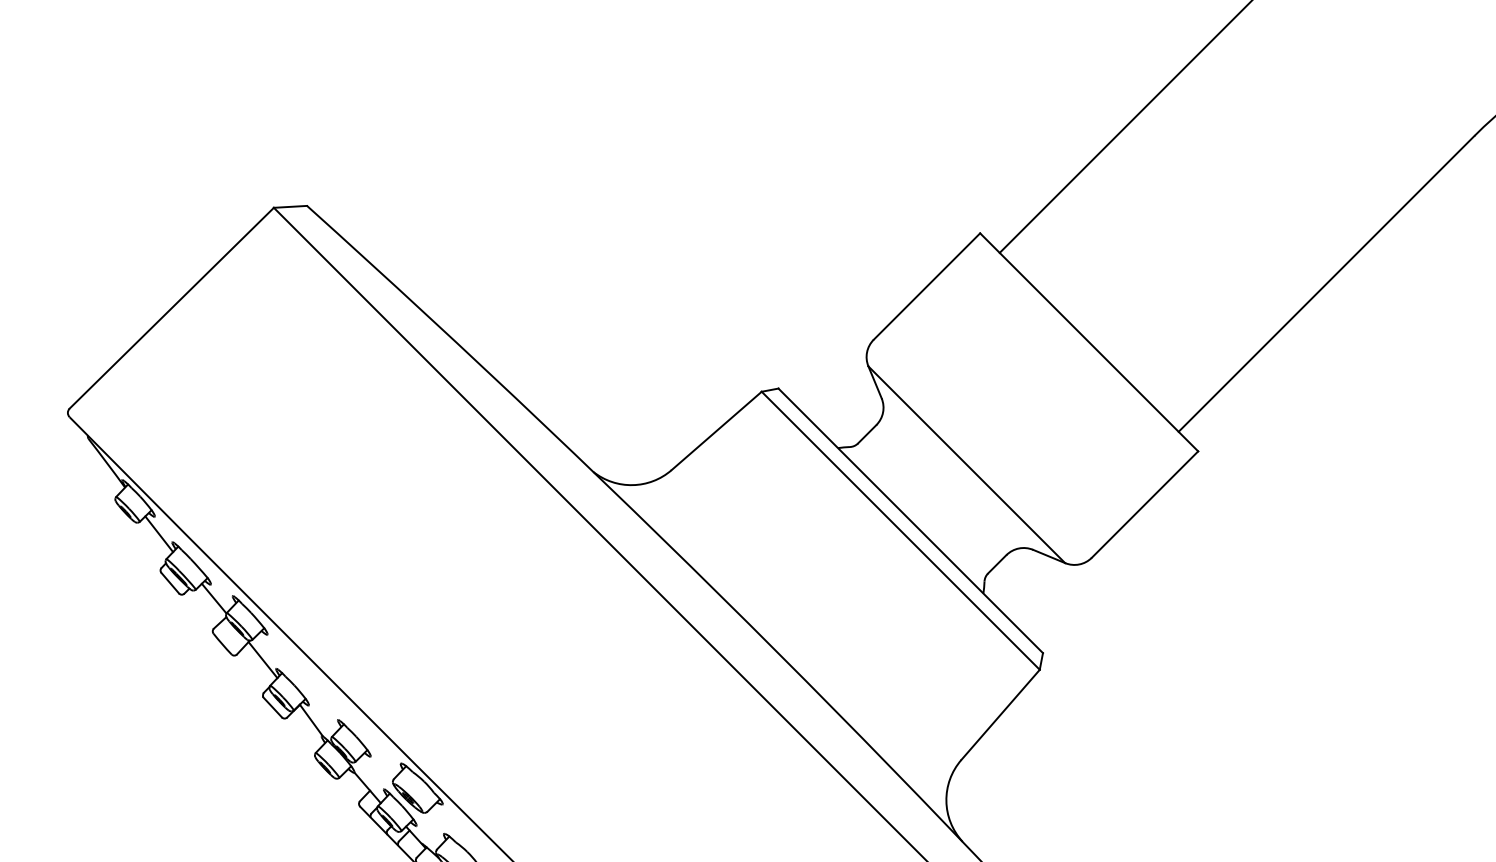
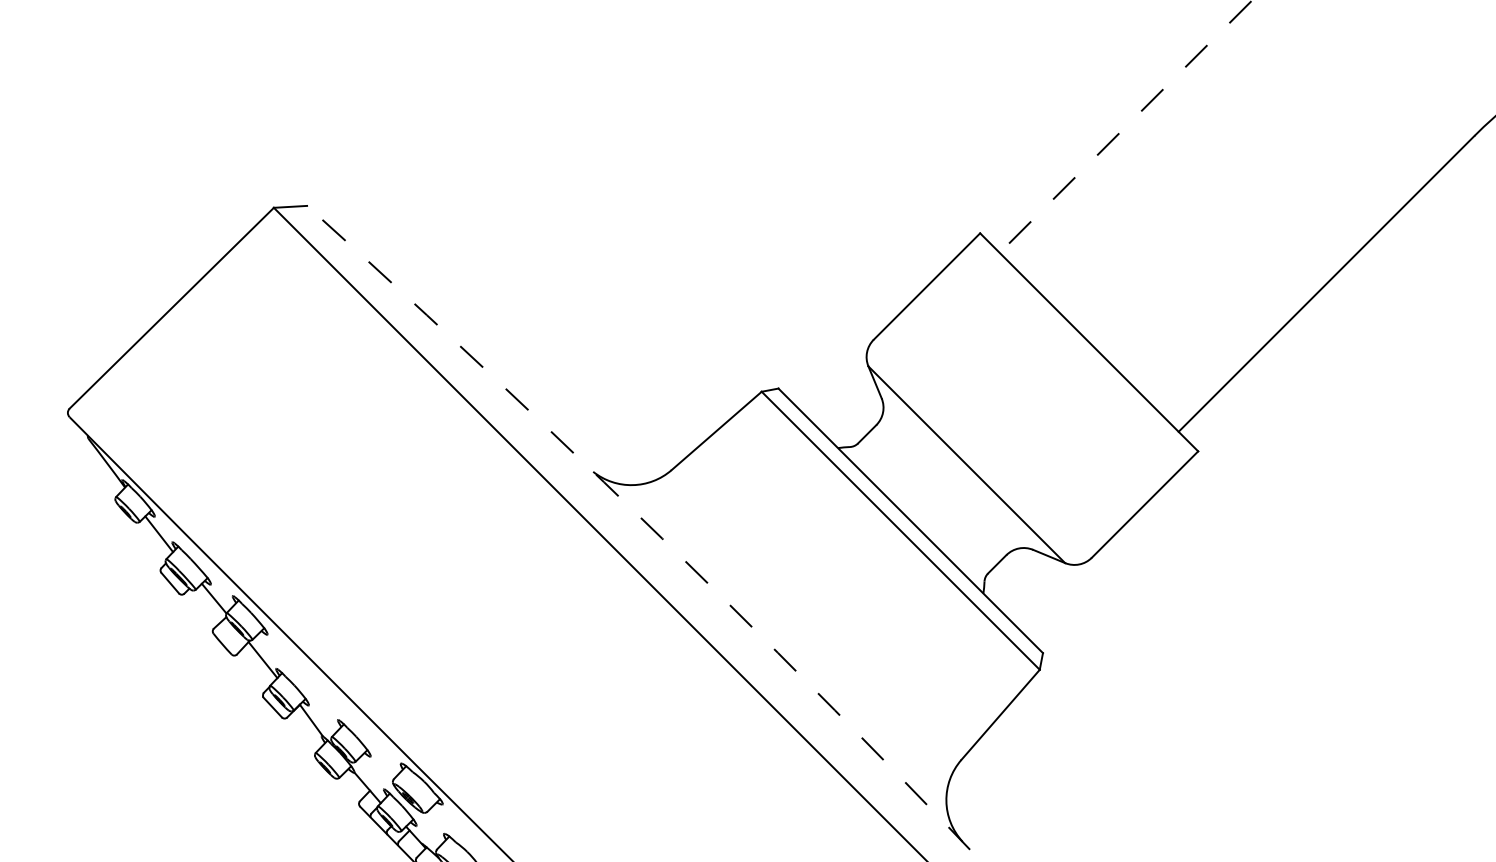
line: solid -> dashed (1126, 126)
arc: solid -> dashed (651, 527)
